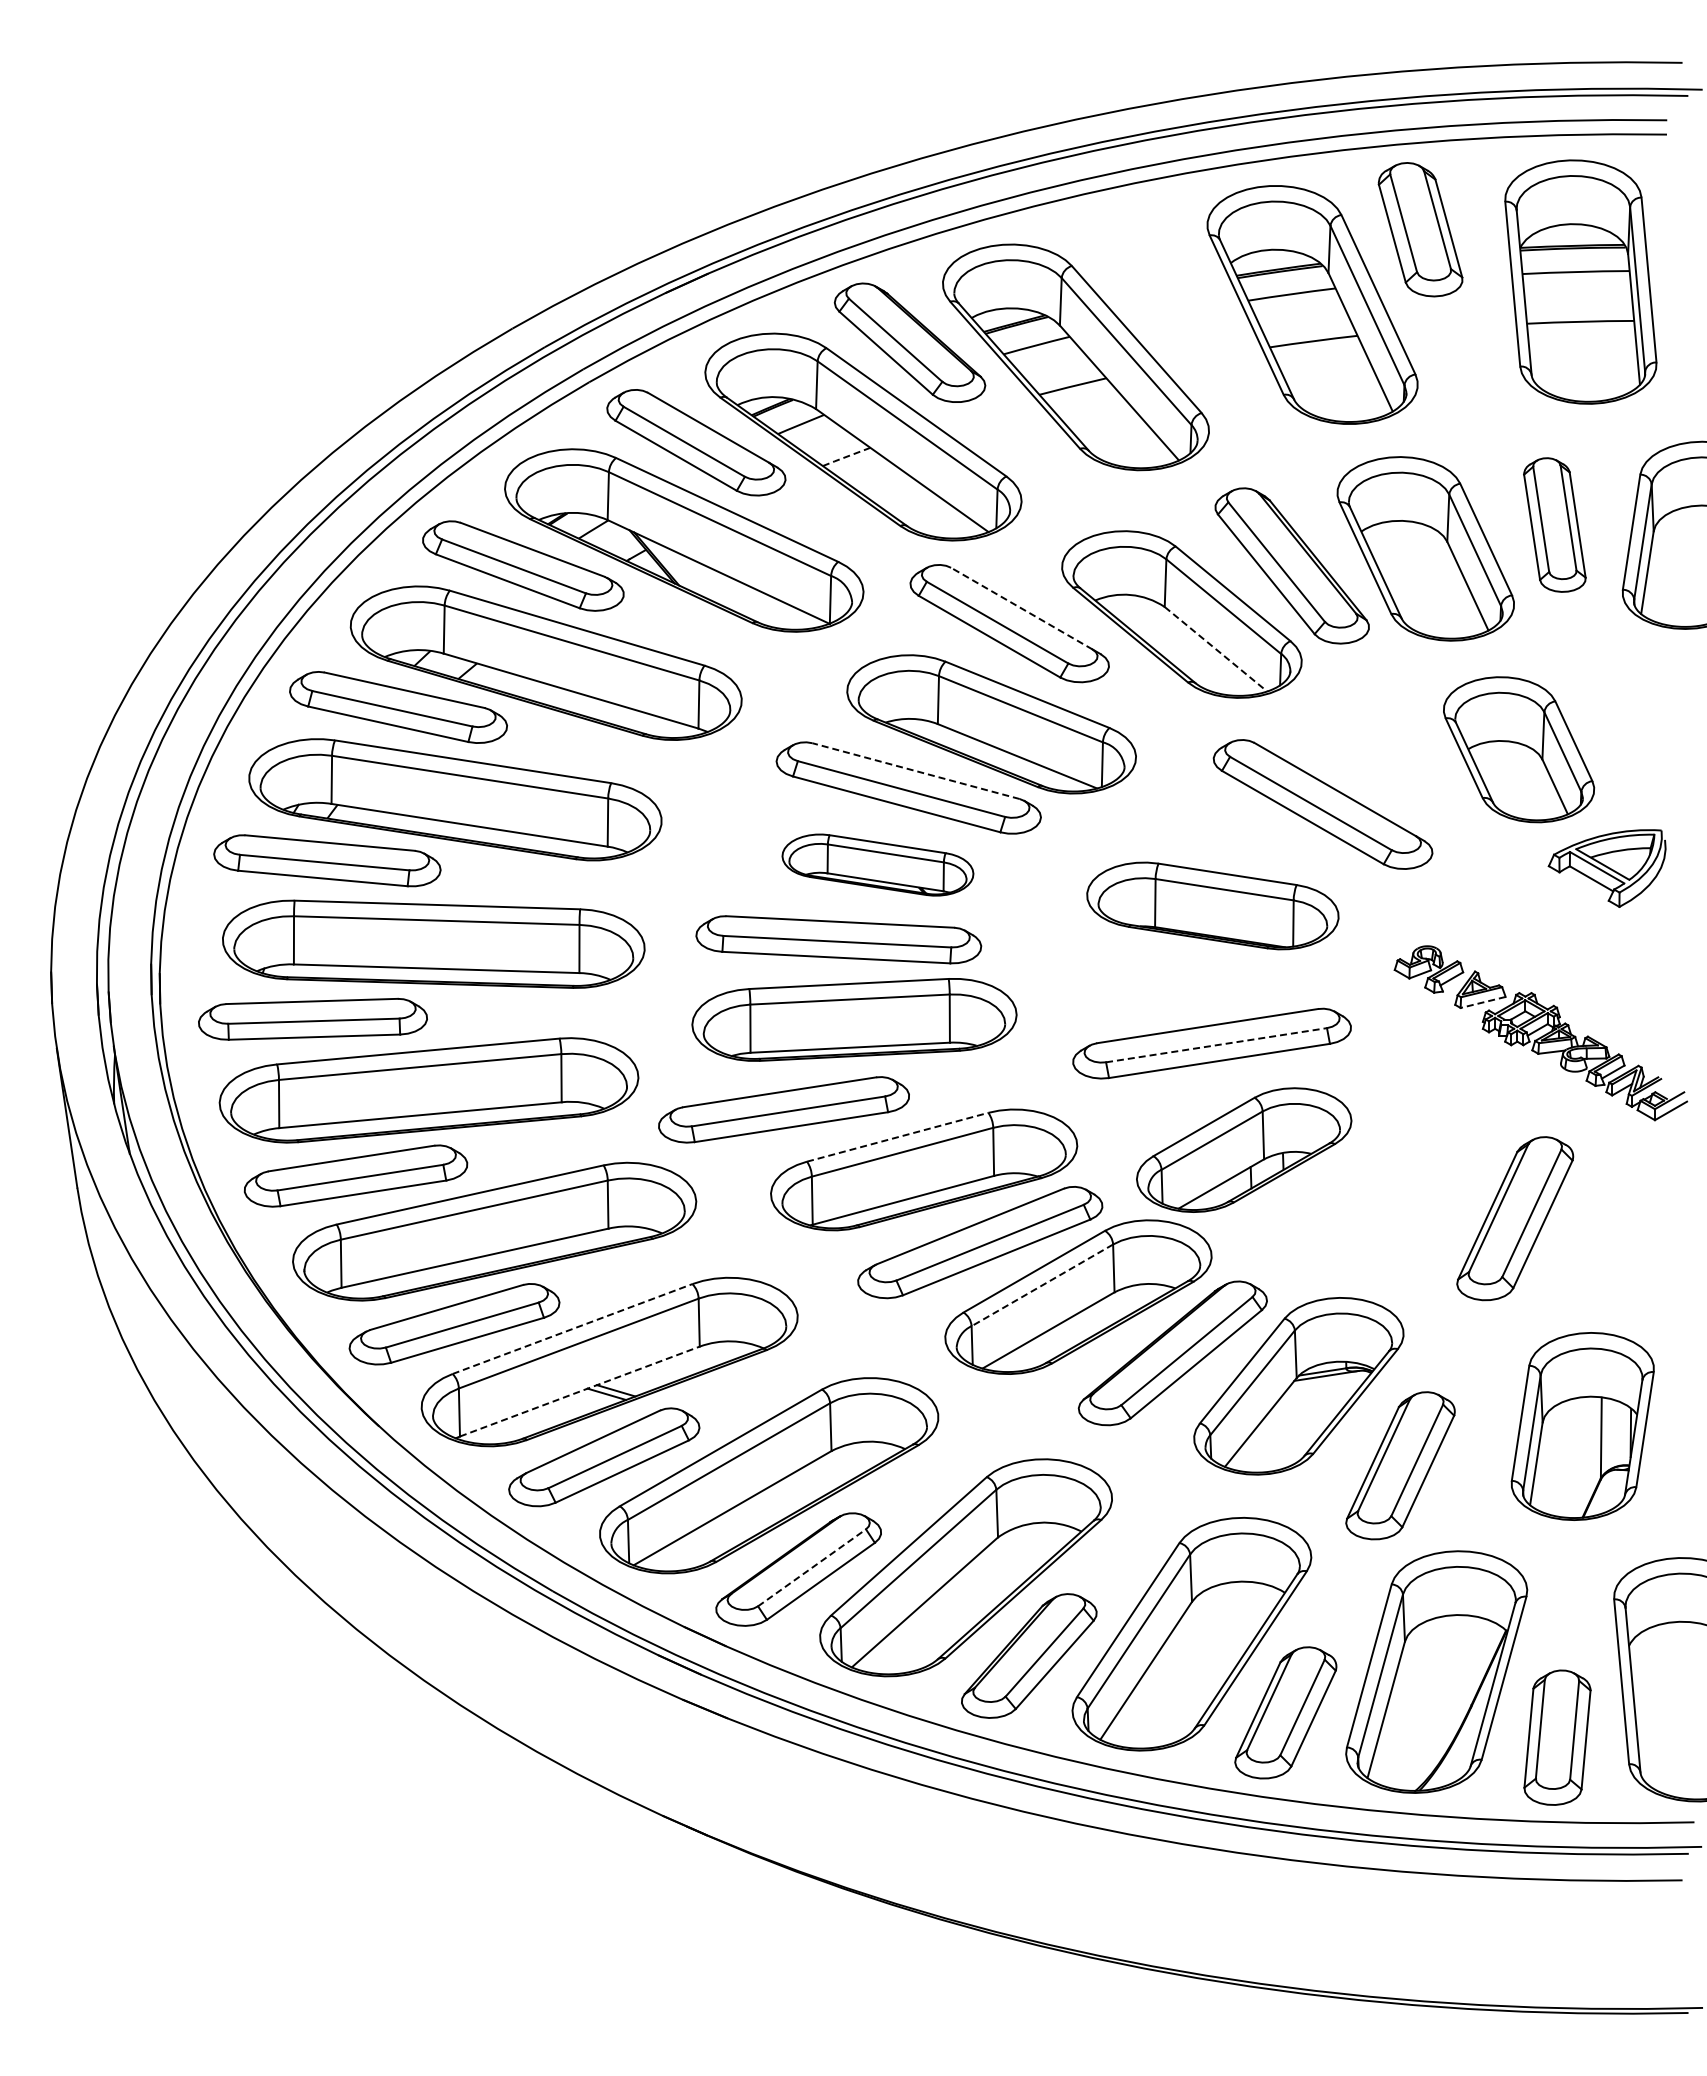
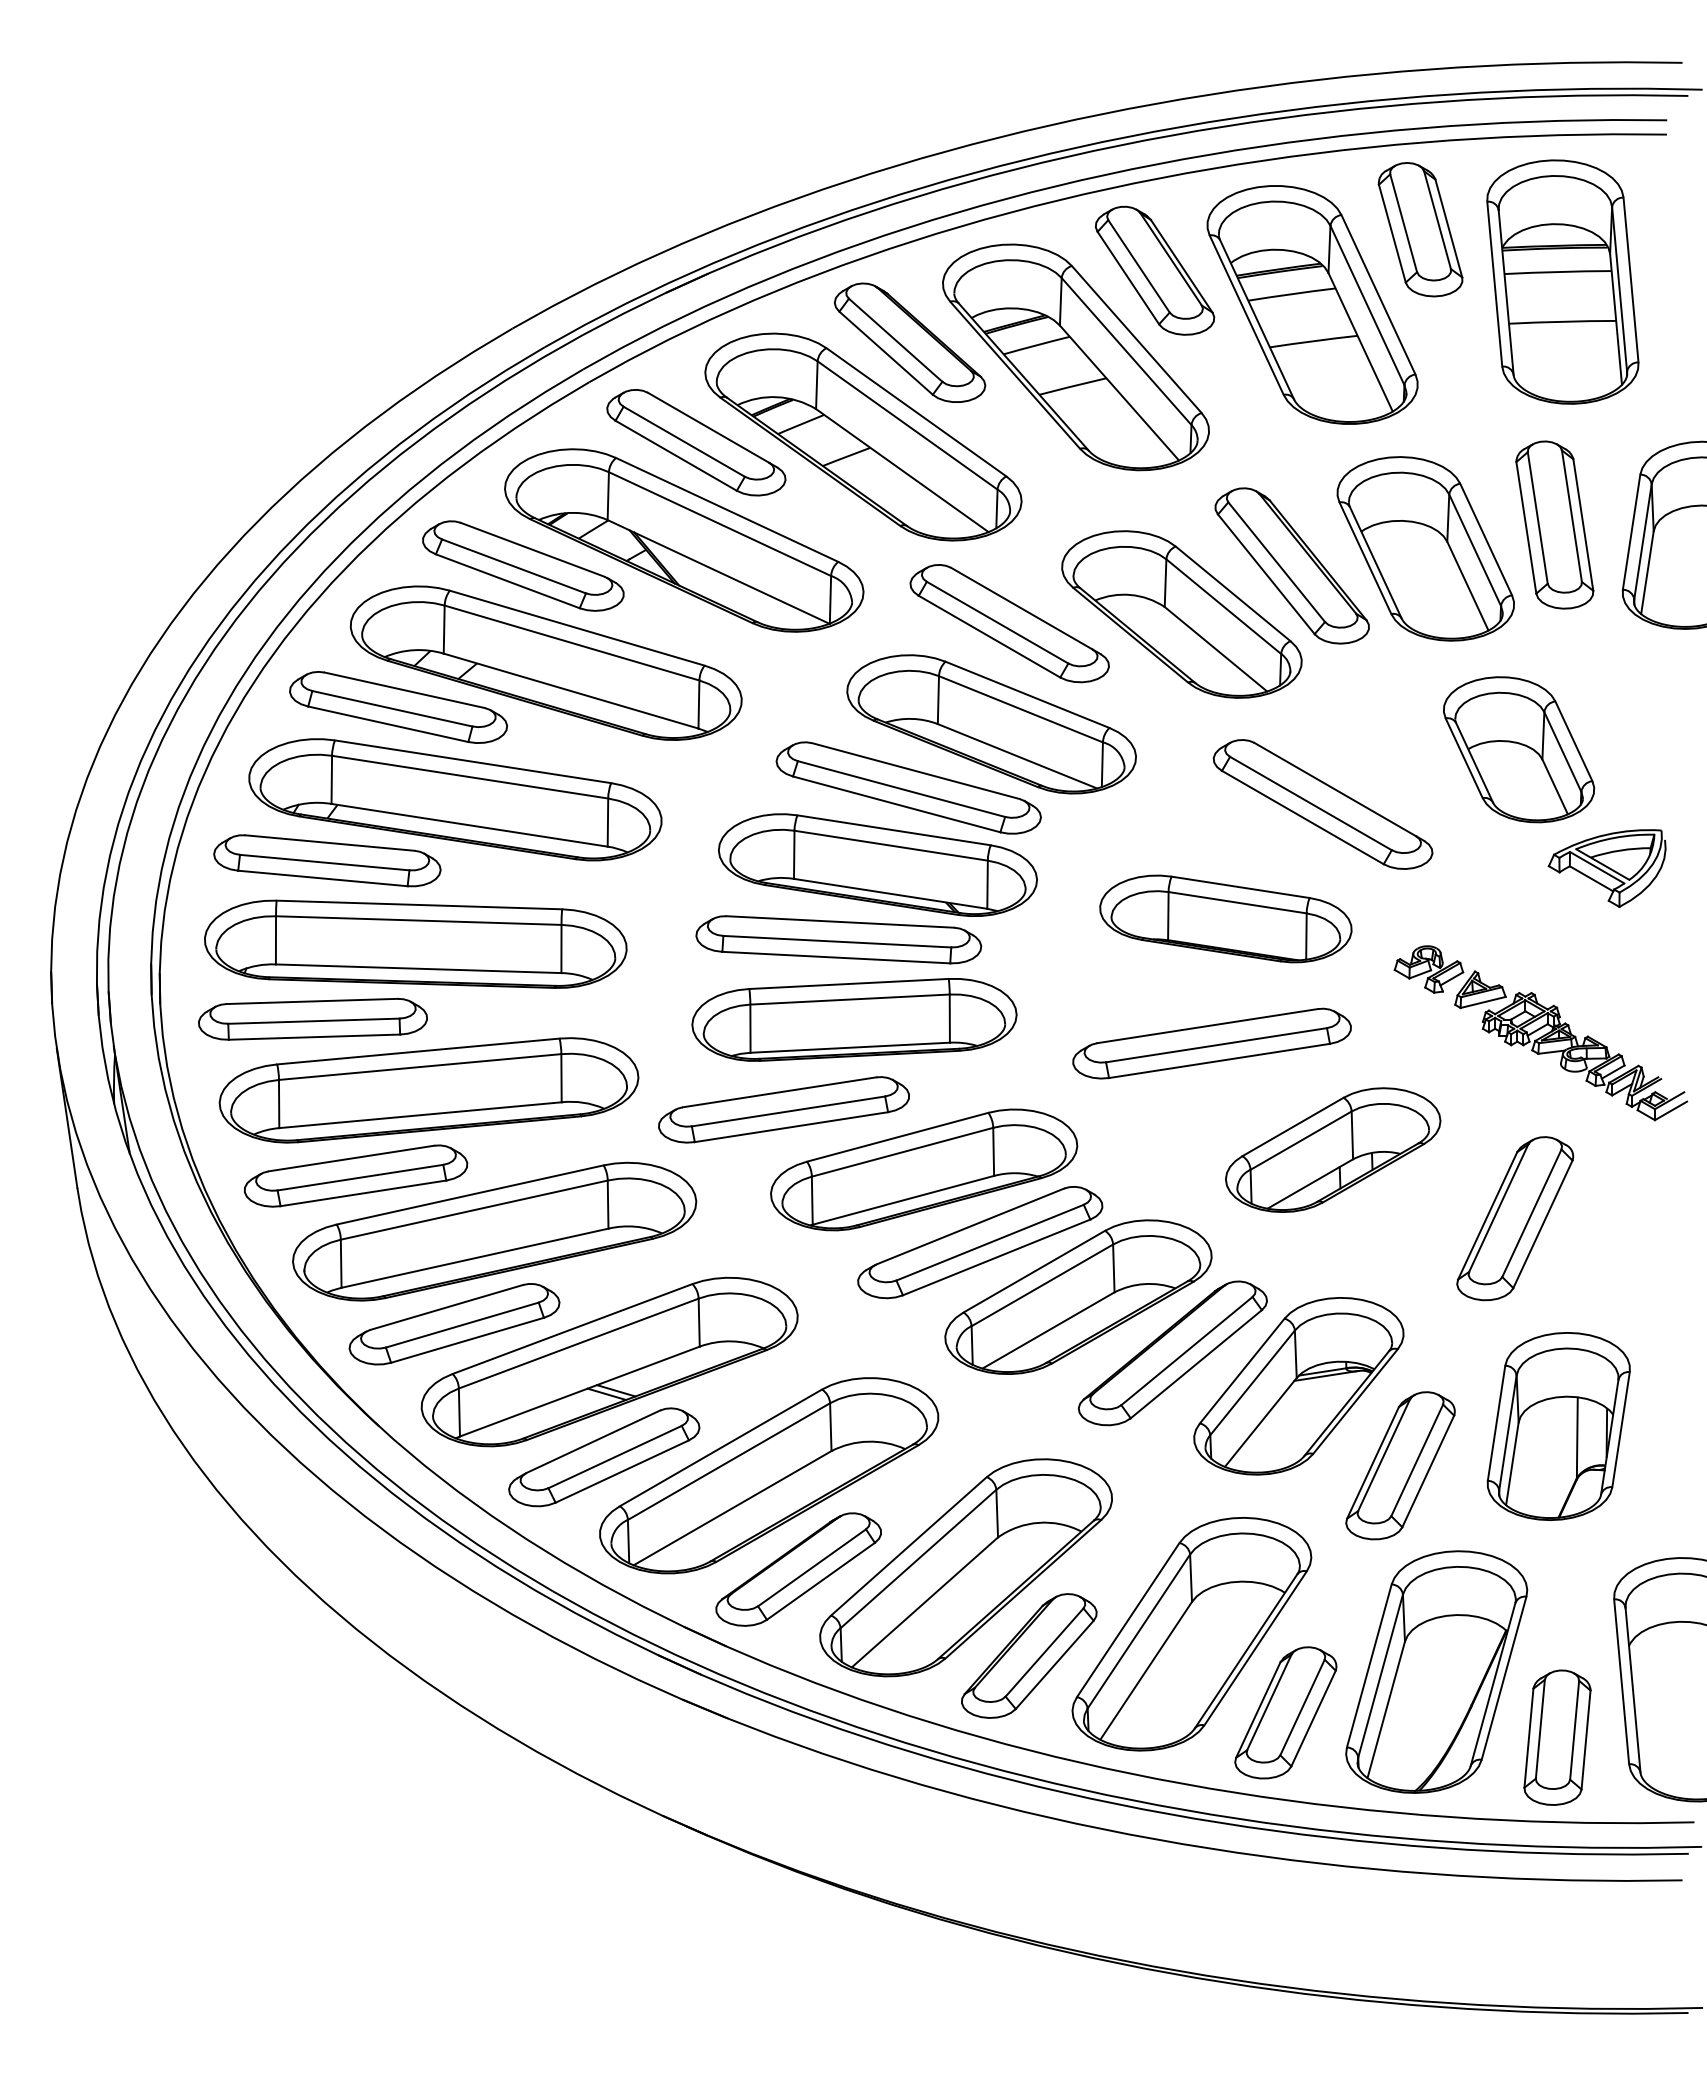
part: none -> present (1155, 270)
part position: (1580, 281) -> (1562, 281) (1562, 281)
line: dashed -> solid (846, 456)
part size: 64x136 px -> 80x170 px (1554, 524)
line: dashed -> solid (1021, 608)
line: dashed -> solid (1216, 649)
line: dashed -> solid (915, 770)
part size: 194x64 px -> 320x104 px (877, 864)
part position: (1212, 905) -> (1225, 918) (1225, 918)
part position: (433, 943) -> (415, 943) (415, 943)
line: dashed -> solid (1482, 1002)
line: dashed -> solid (1216, 1045)
line: dashed -> solid (897, 1137)
part position: (1244, 1149) -> (1333, 1149) (1333, 1149)
line: dashed -> solid (1042, 1285)
line: dashed -> solid (573, 1328)
line: dashed -> solid (580, 1391)
part position: (1582, 1426) -> (1558, 1426) (1558, 1426)
line: dashed -> solid (812, 1567)
